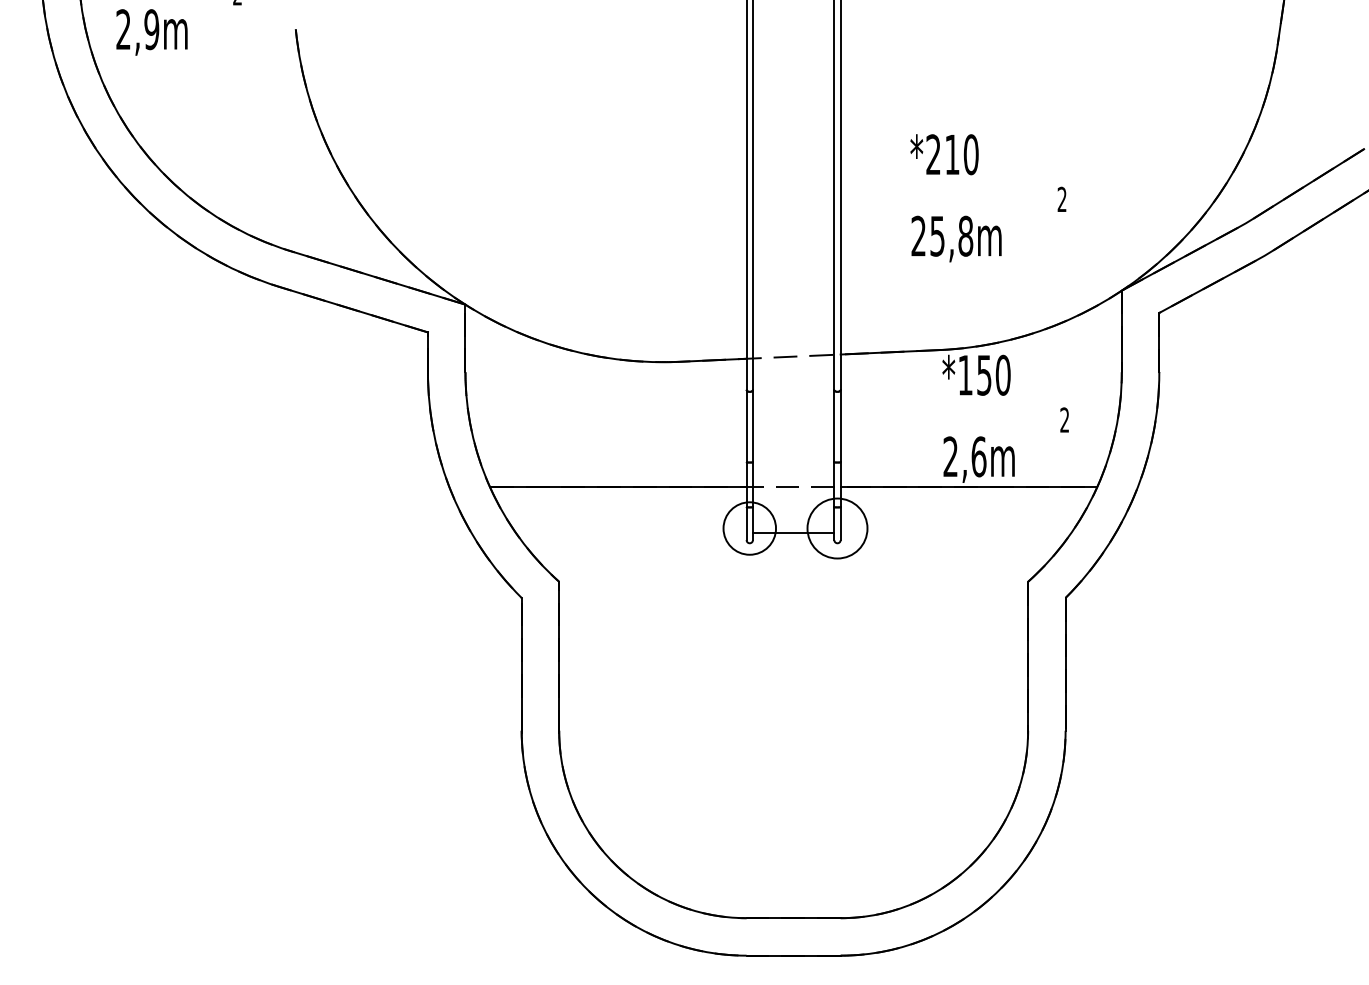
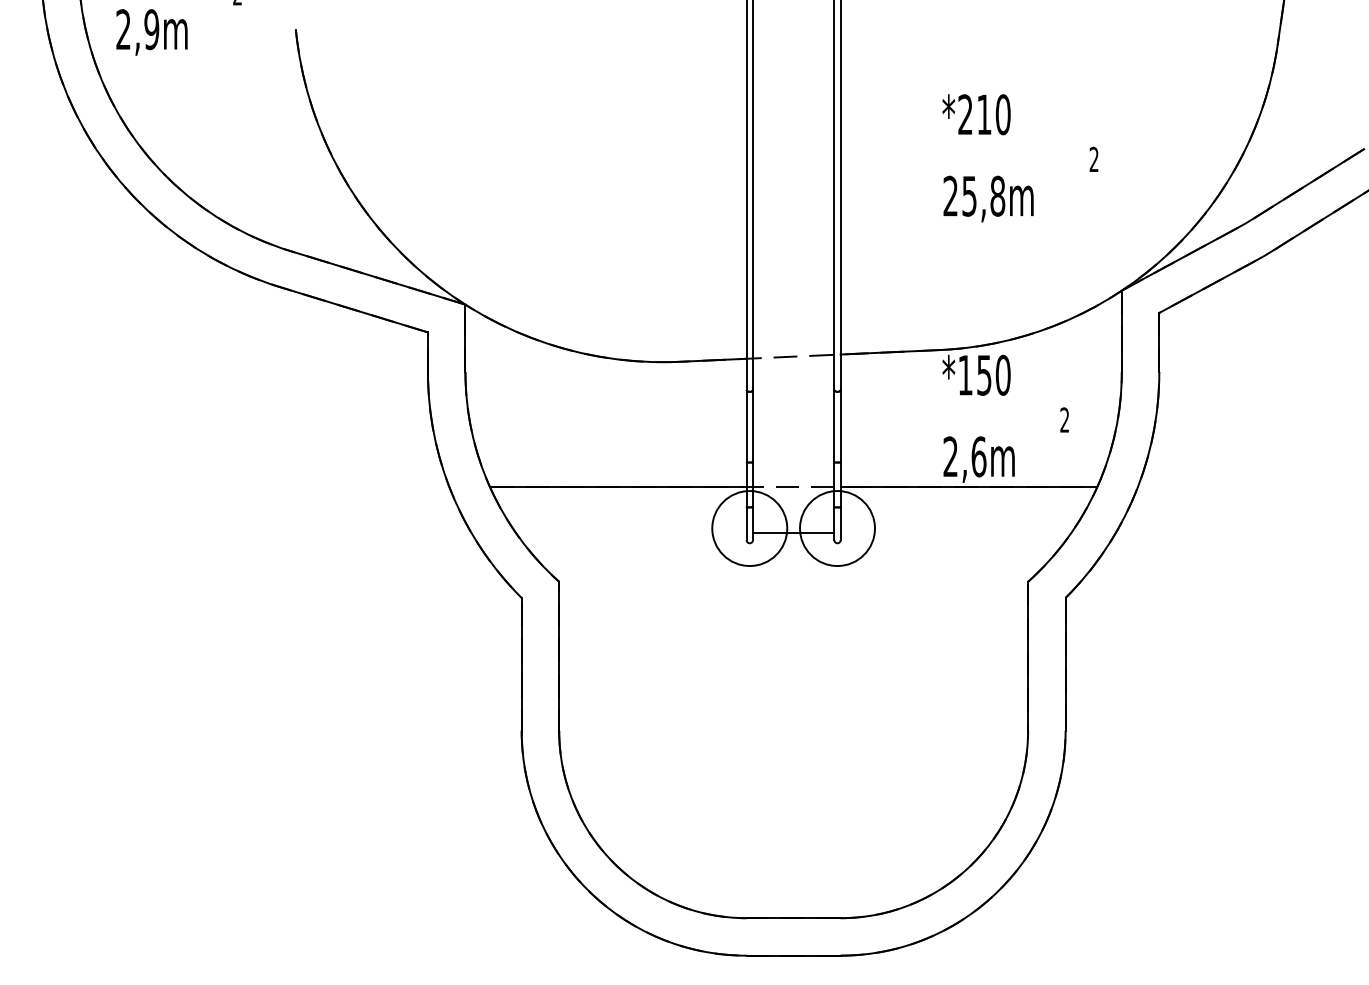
text position: (988, 198) -> (1020, 158) (1020, 158)
circle diameter: 52 px -> 75 px (749, 528)
circle diameter: 60 px -> 75 px (837, 528)
